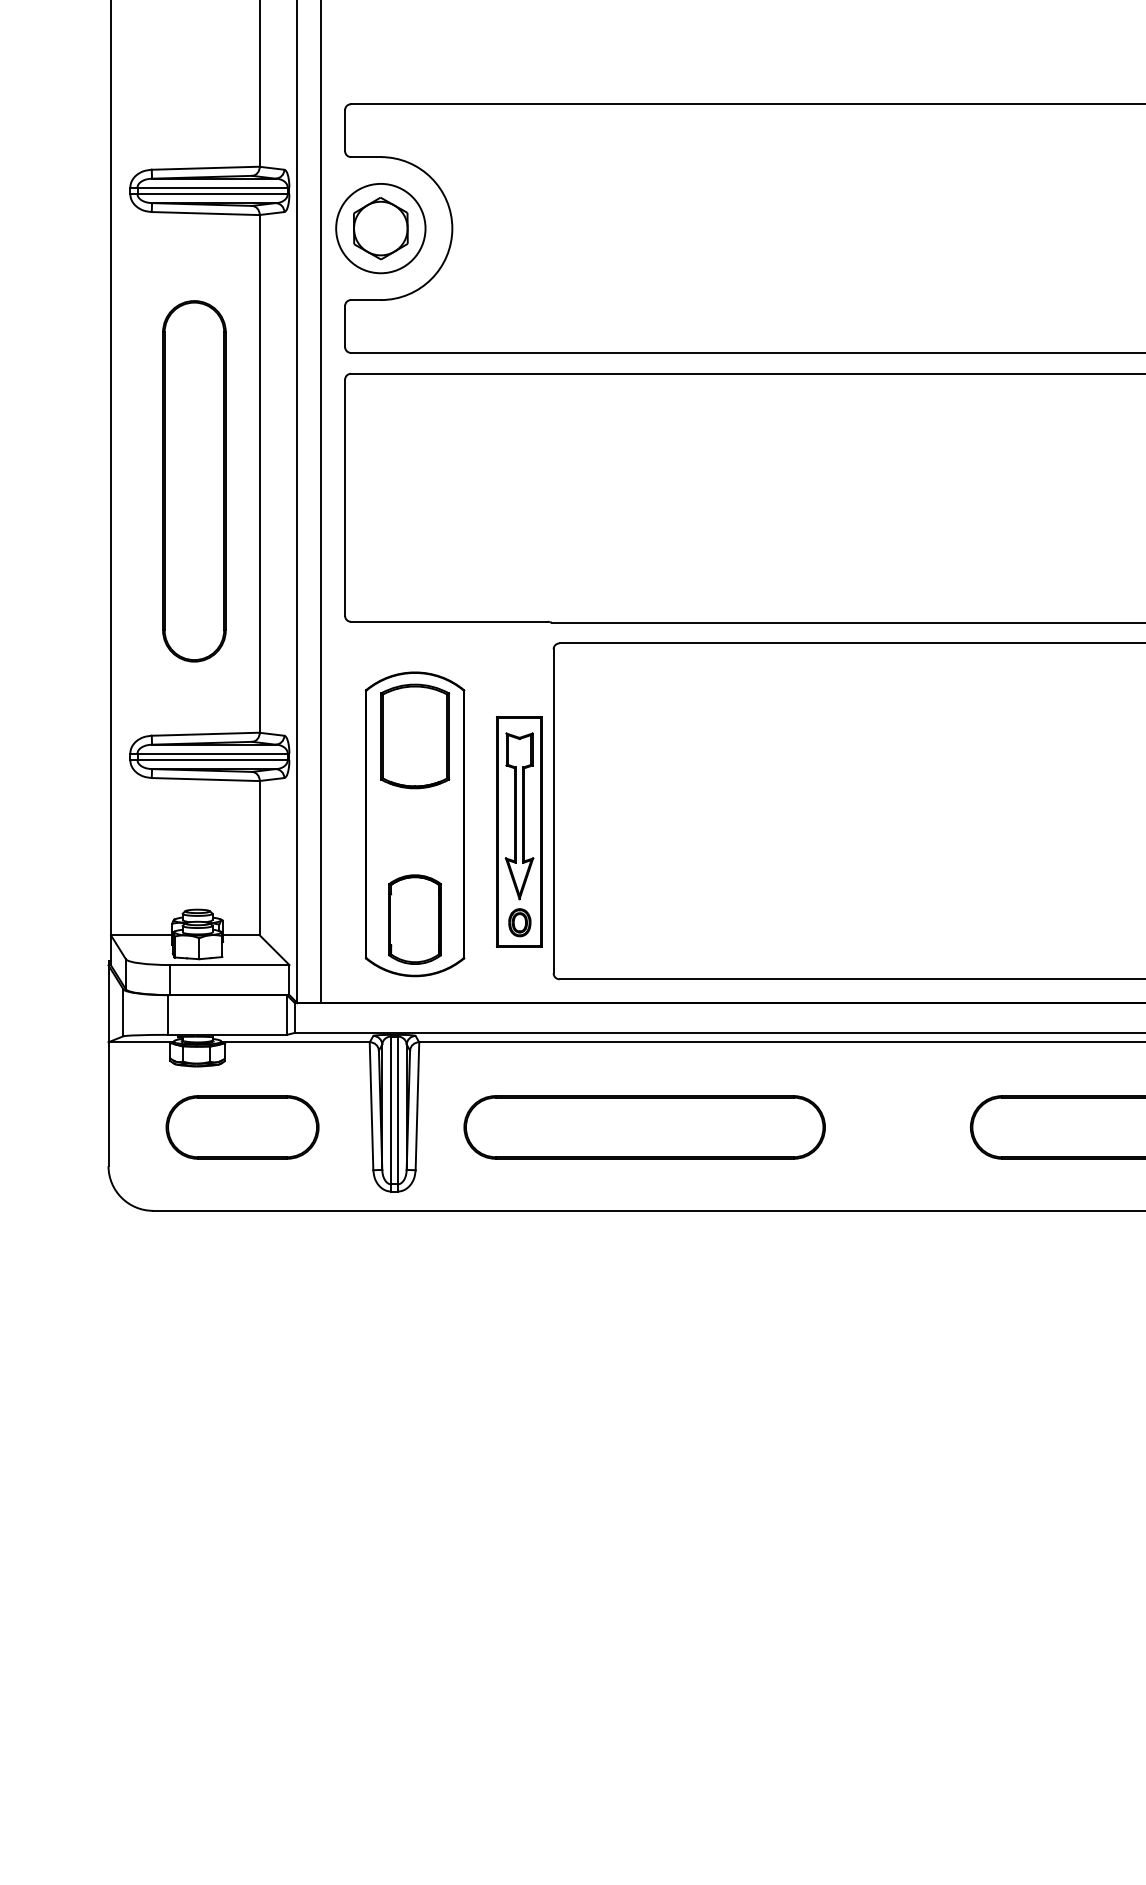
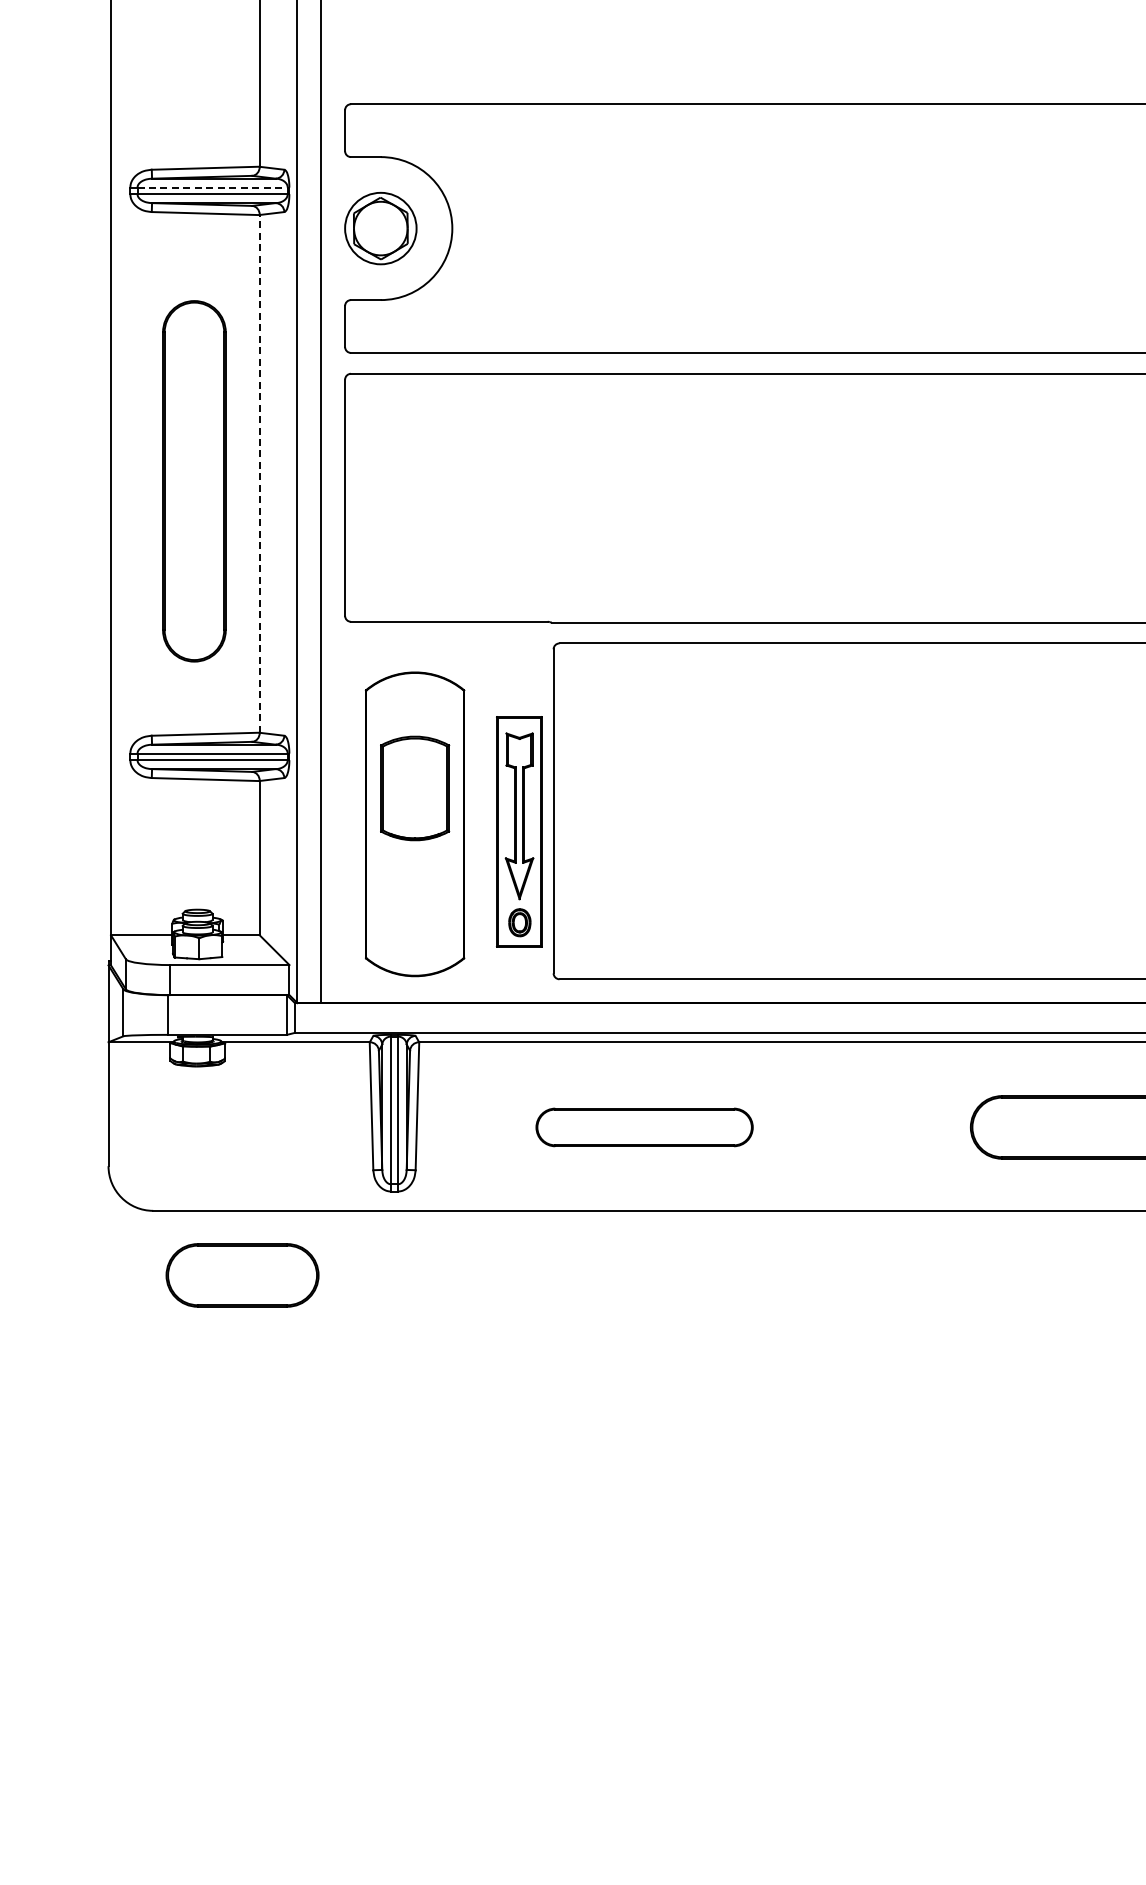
line: solid -> dashed (213, 187)
circle diameter: 89 px -> 71 px (380, 228)
line: solid -> dashed (259, 473)
part position: (415, 736) -> (415, 788) (415, 788)
part: present -> none (414, 919)
part position: (242, 1127) -> (242, 1275) (242, 1275)
part size: 363x65 px -> 219x41 px (644, 1127)
